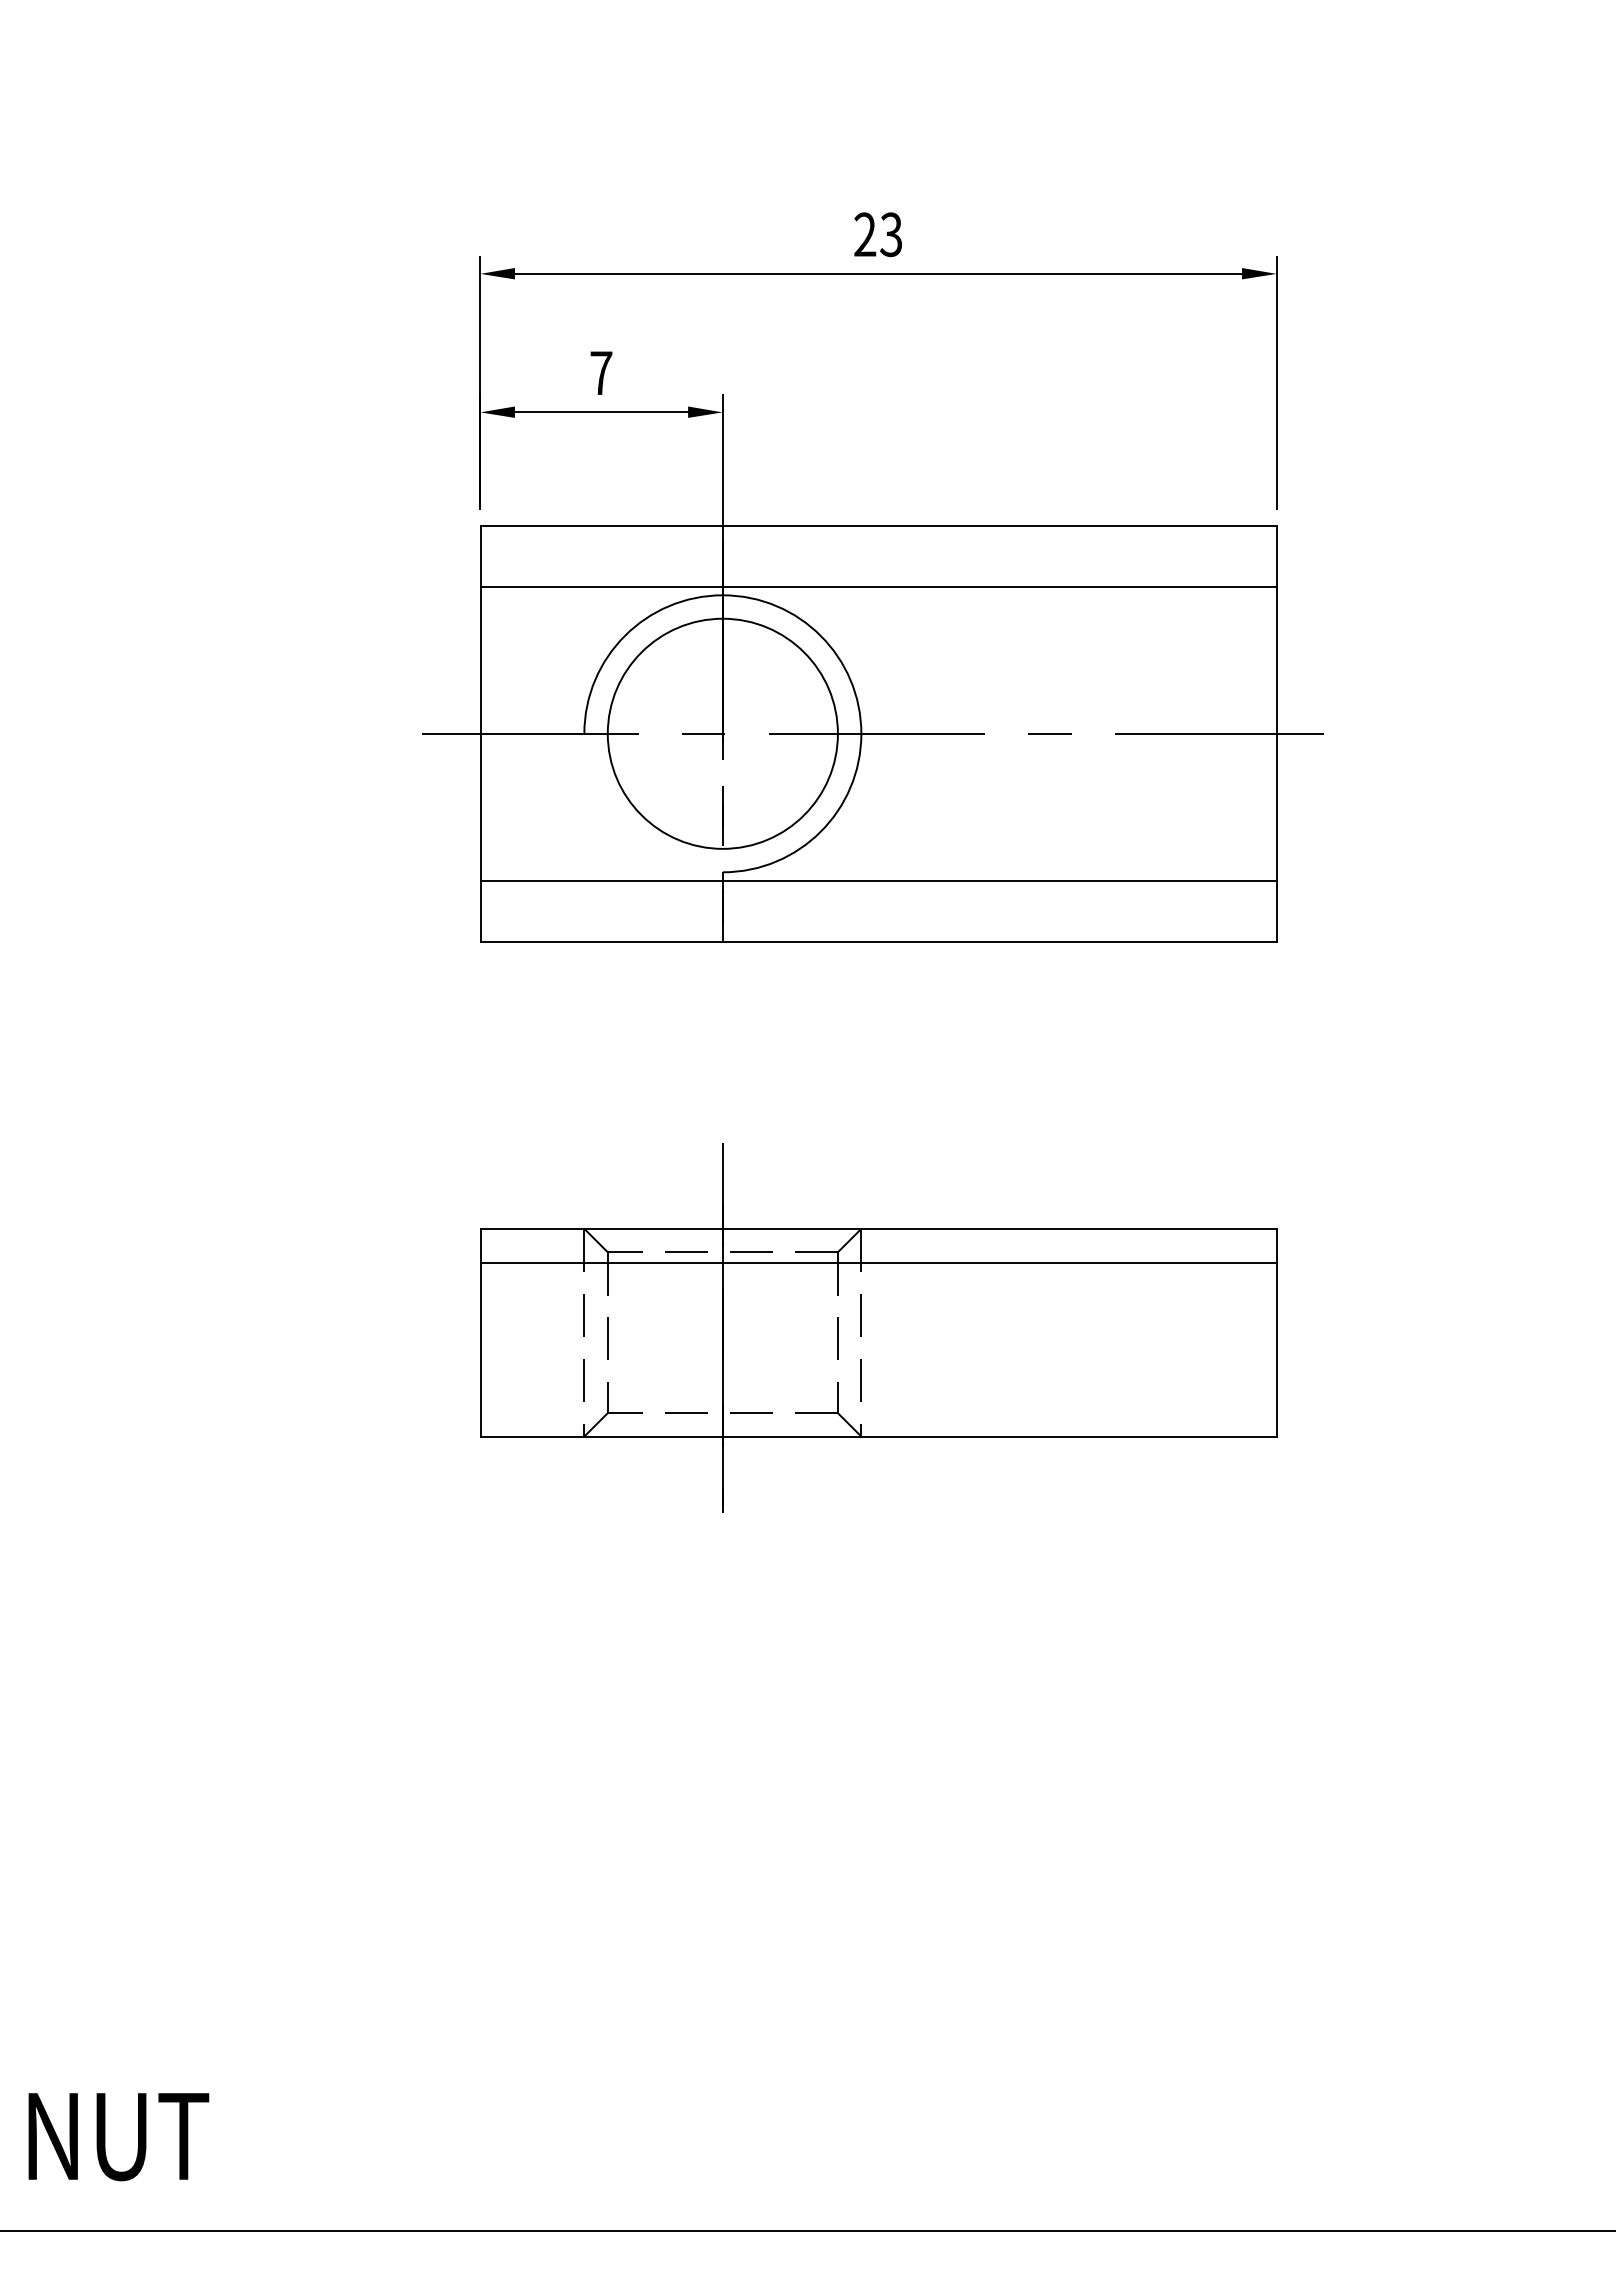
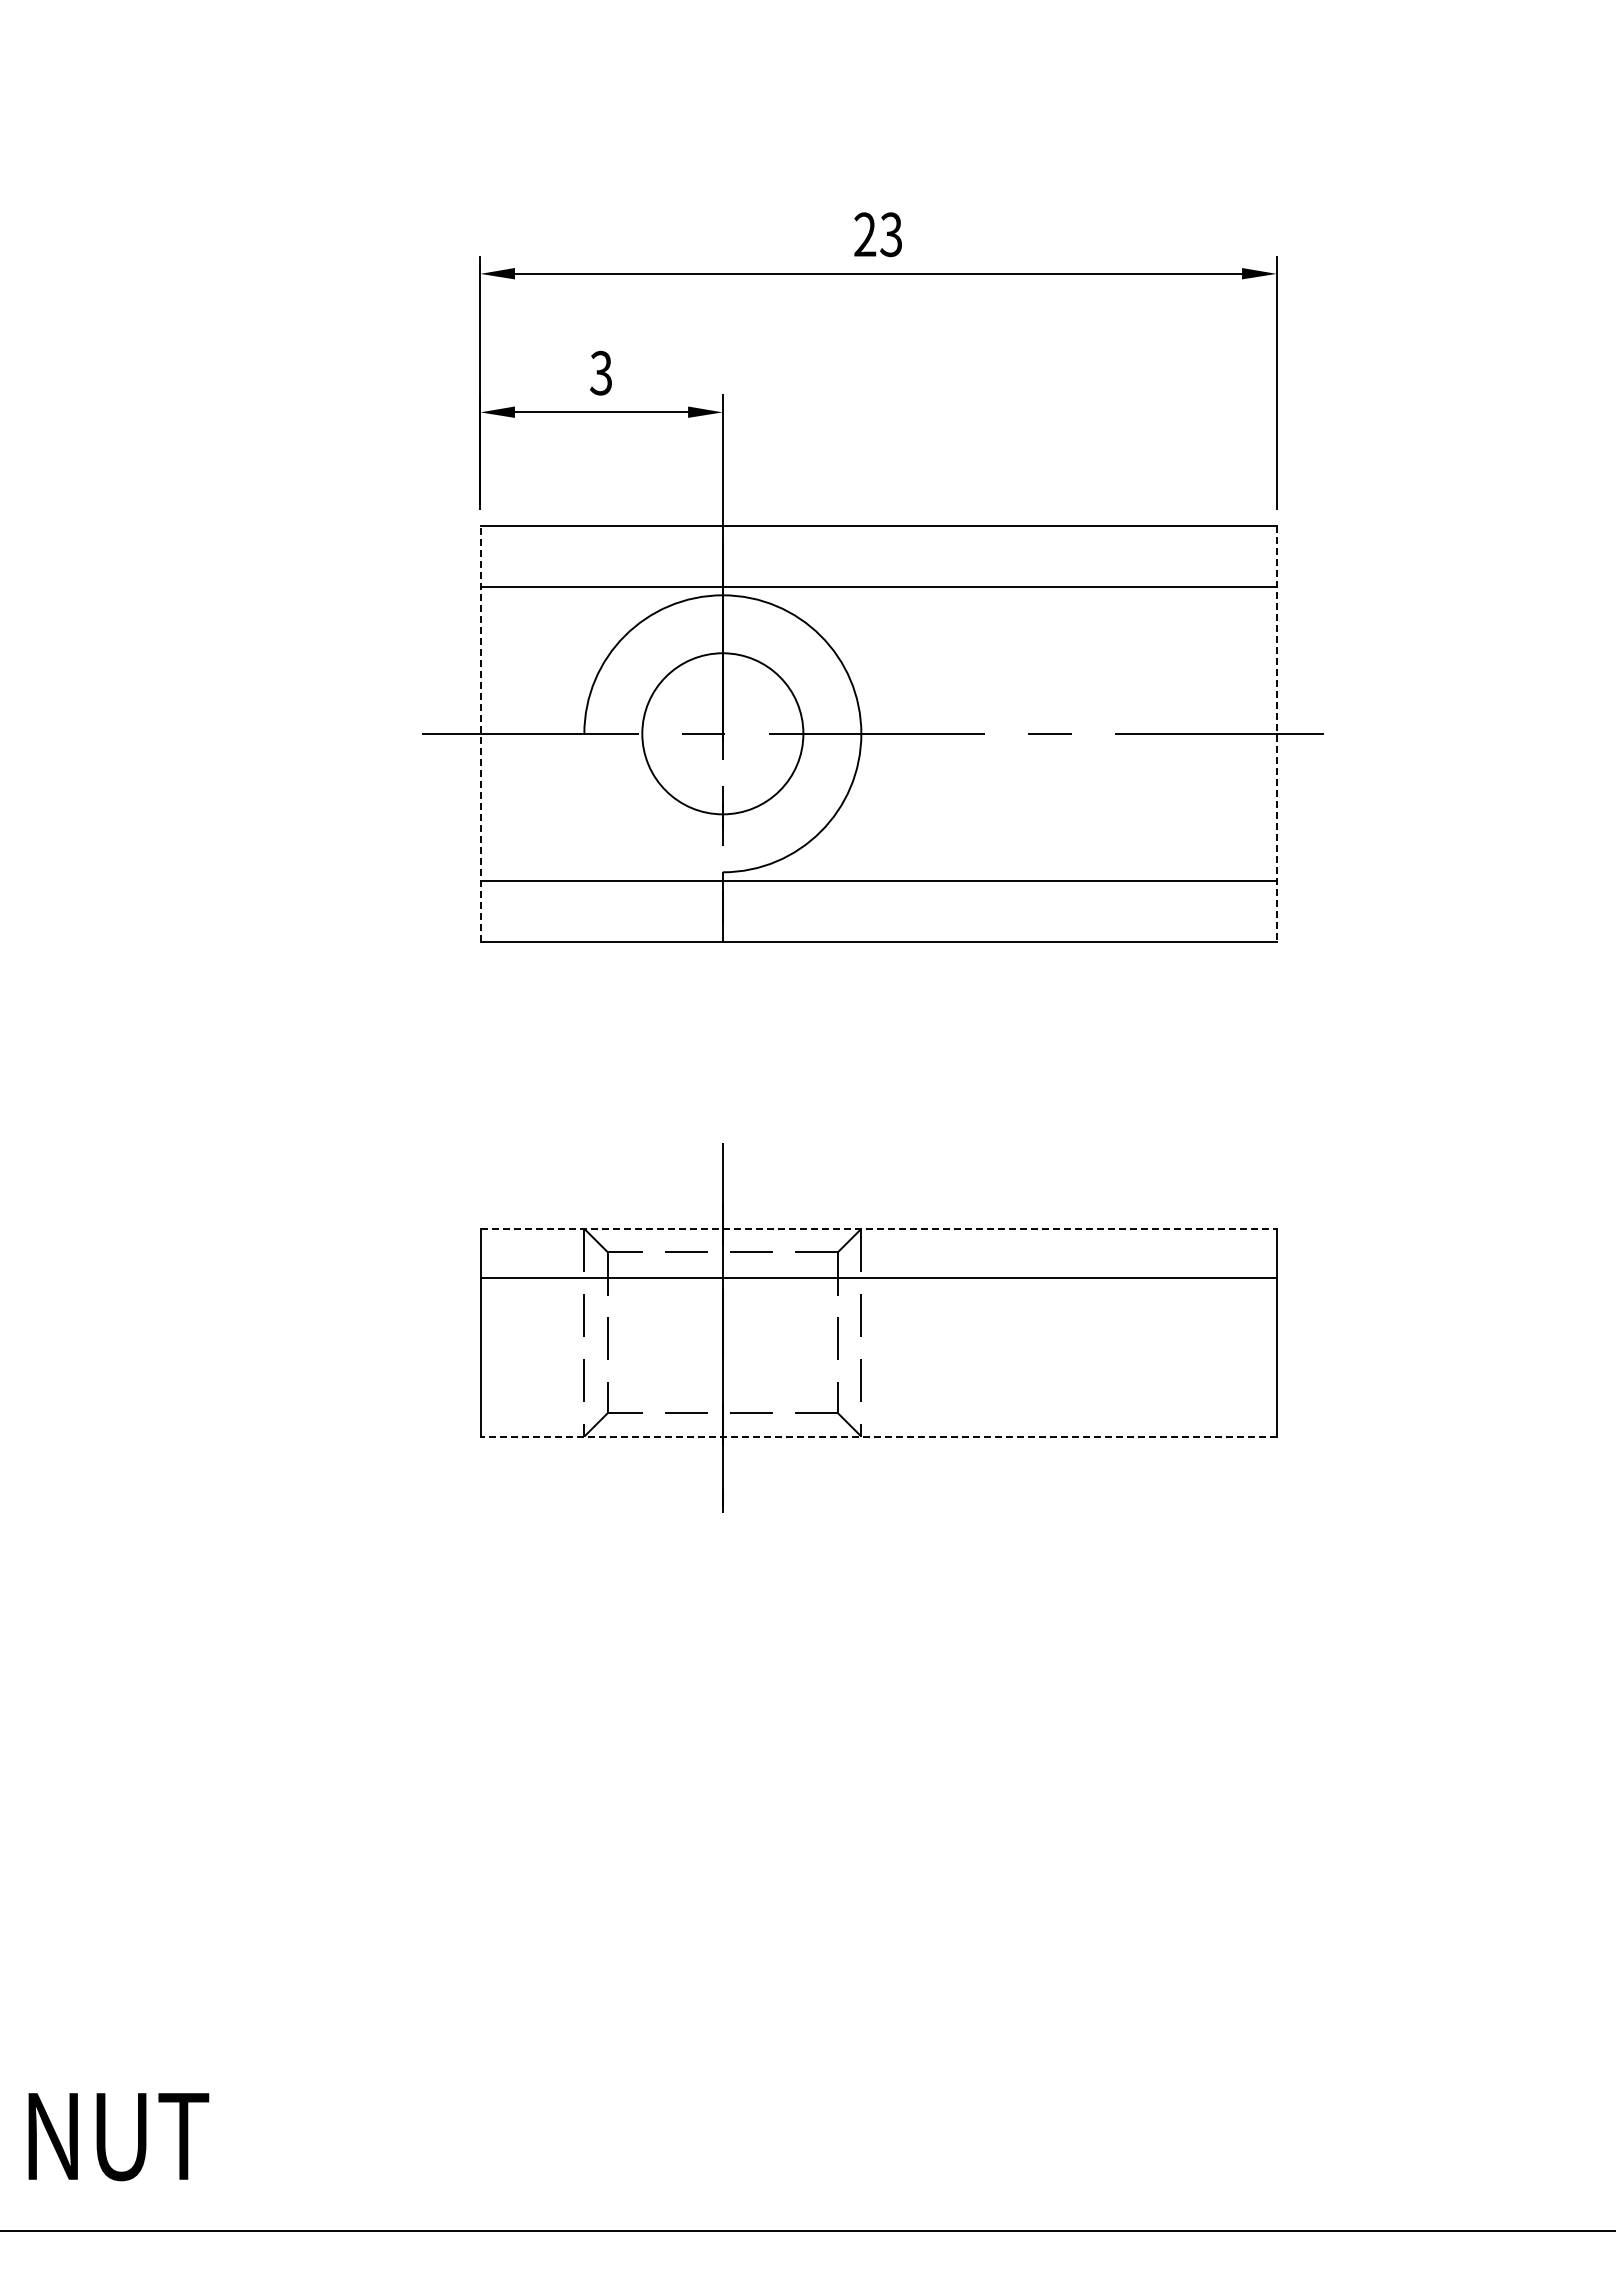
text: 7 -> 3 (601, 372)
line: solid -> dashed (480, 733)
circle diameter: 230 px -> 161 px (722, 733)
line: solid -> dashed (1276, 733)
line: solid -> dashed (879, 1228)
line position: (878, 1263) -> (878, 1278) (878, 1278)
line: solid -> dashed (878, 1436)
